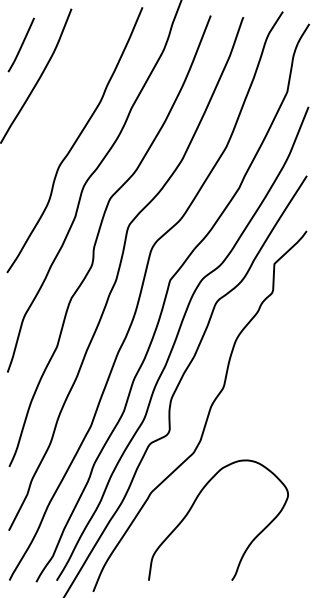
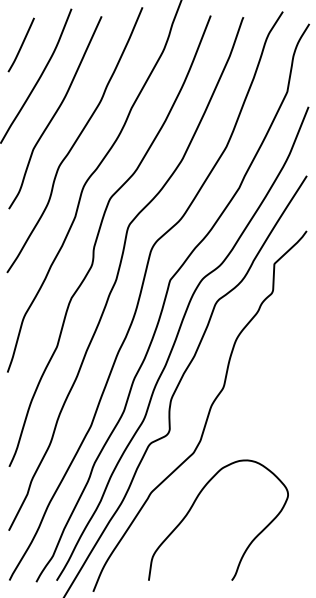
curve: none -> present (55, 112)
